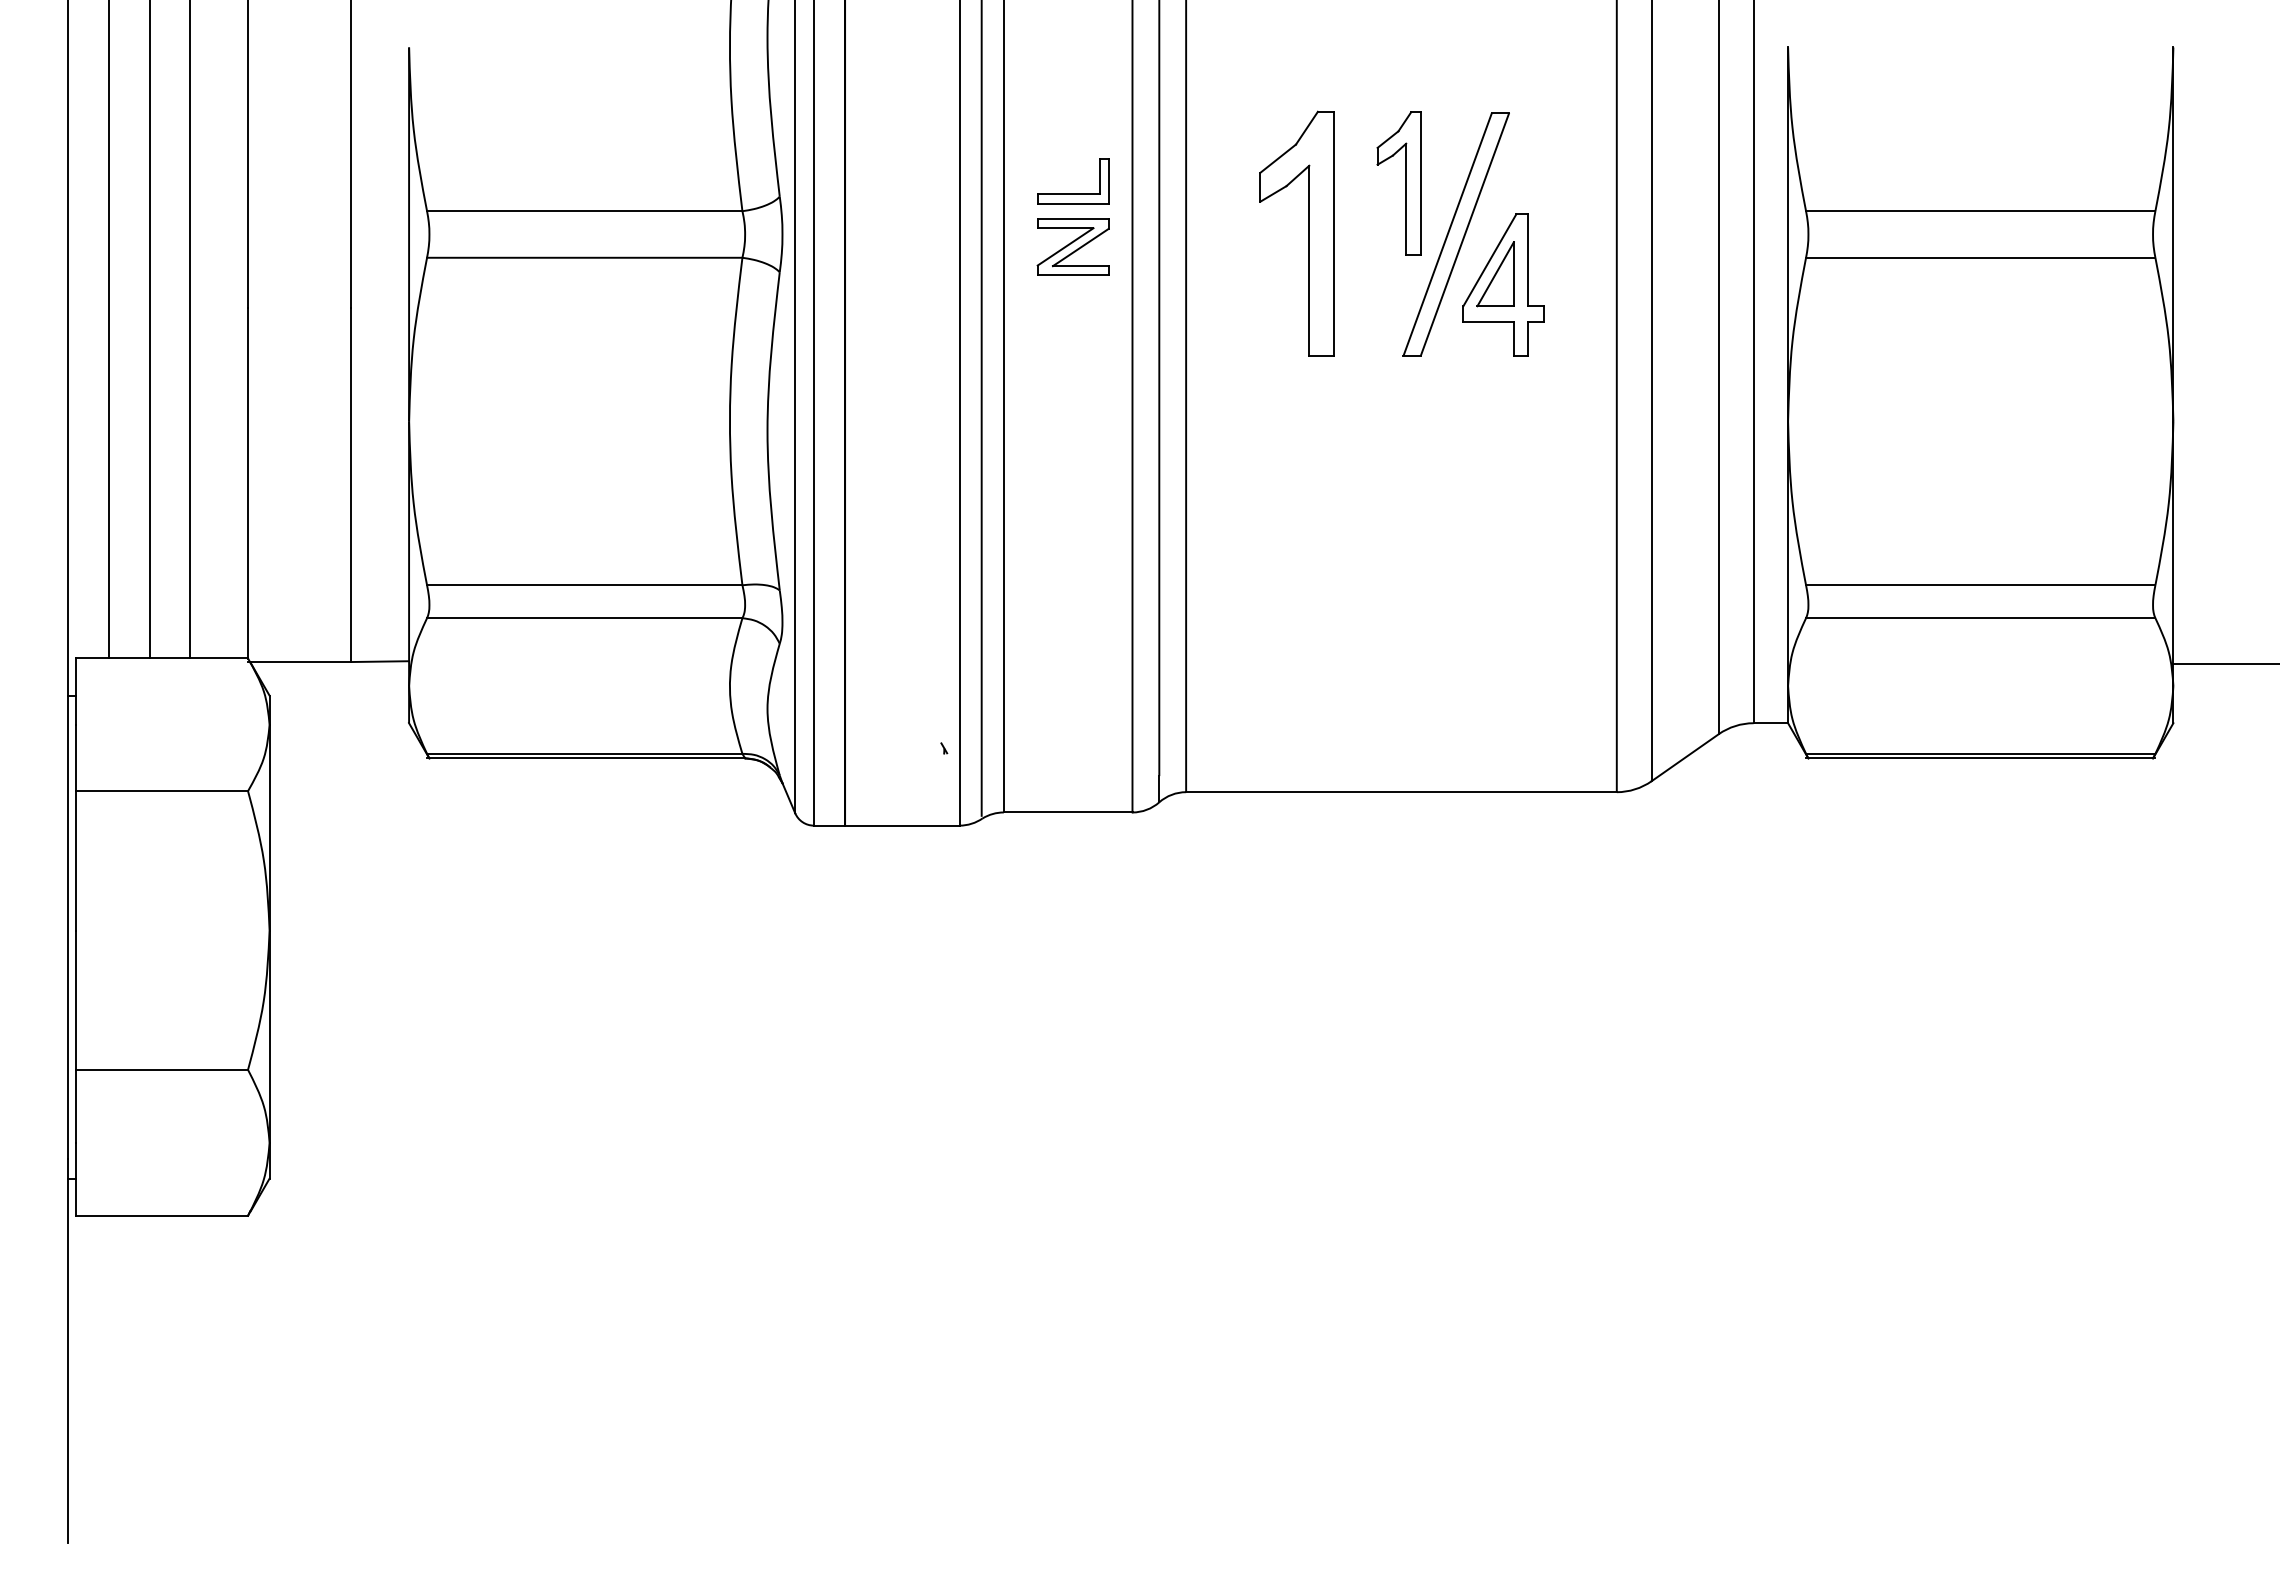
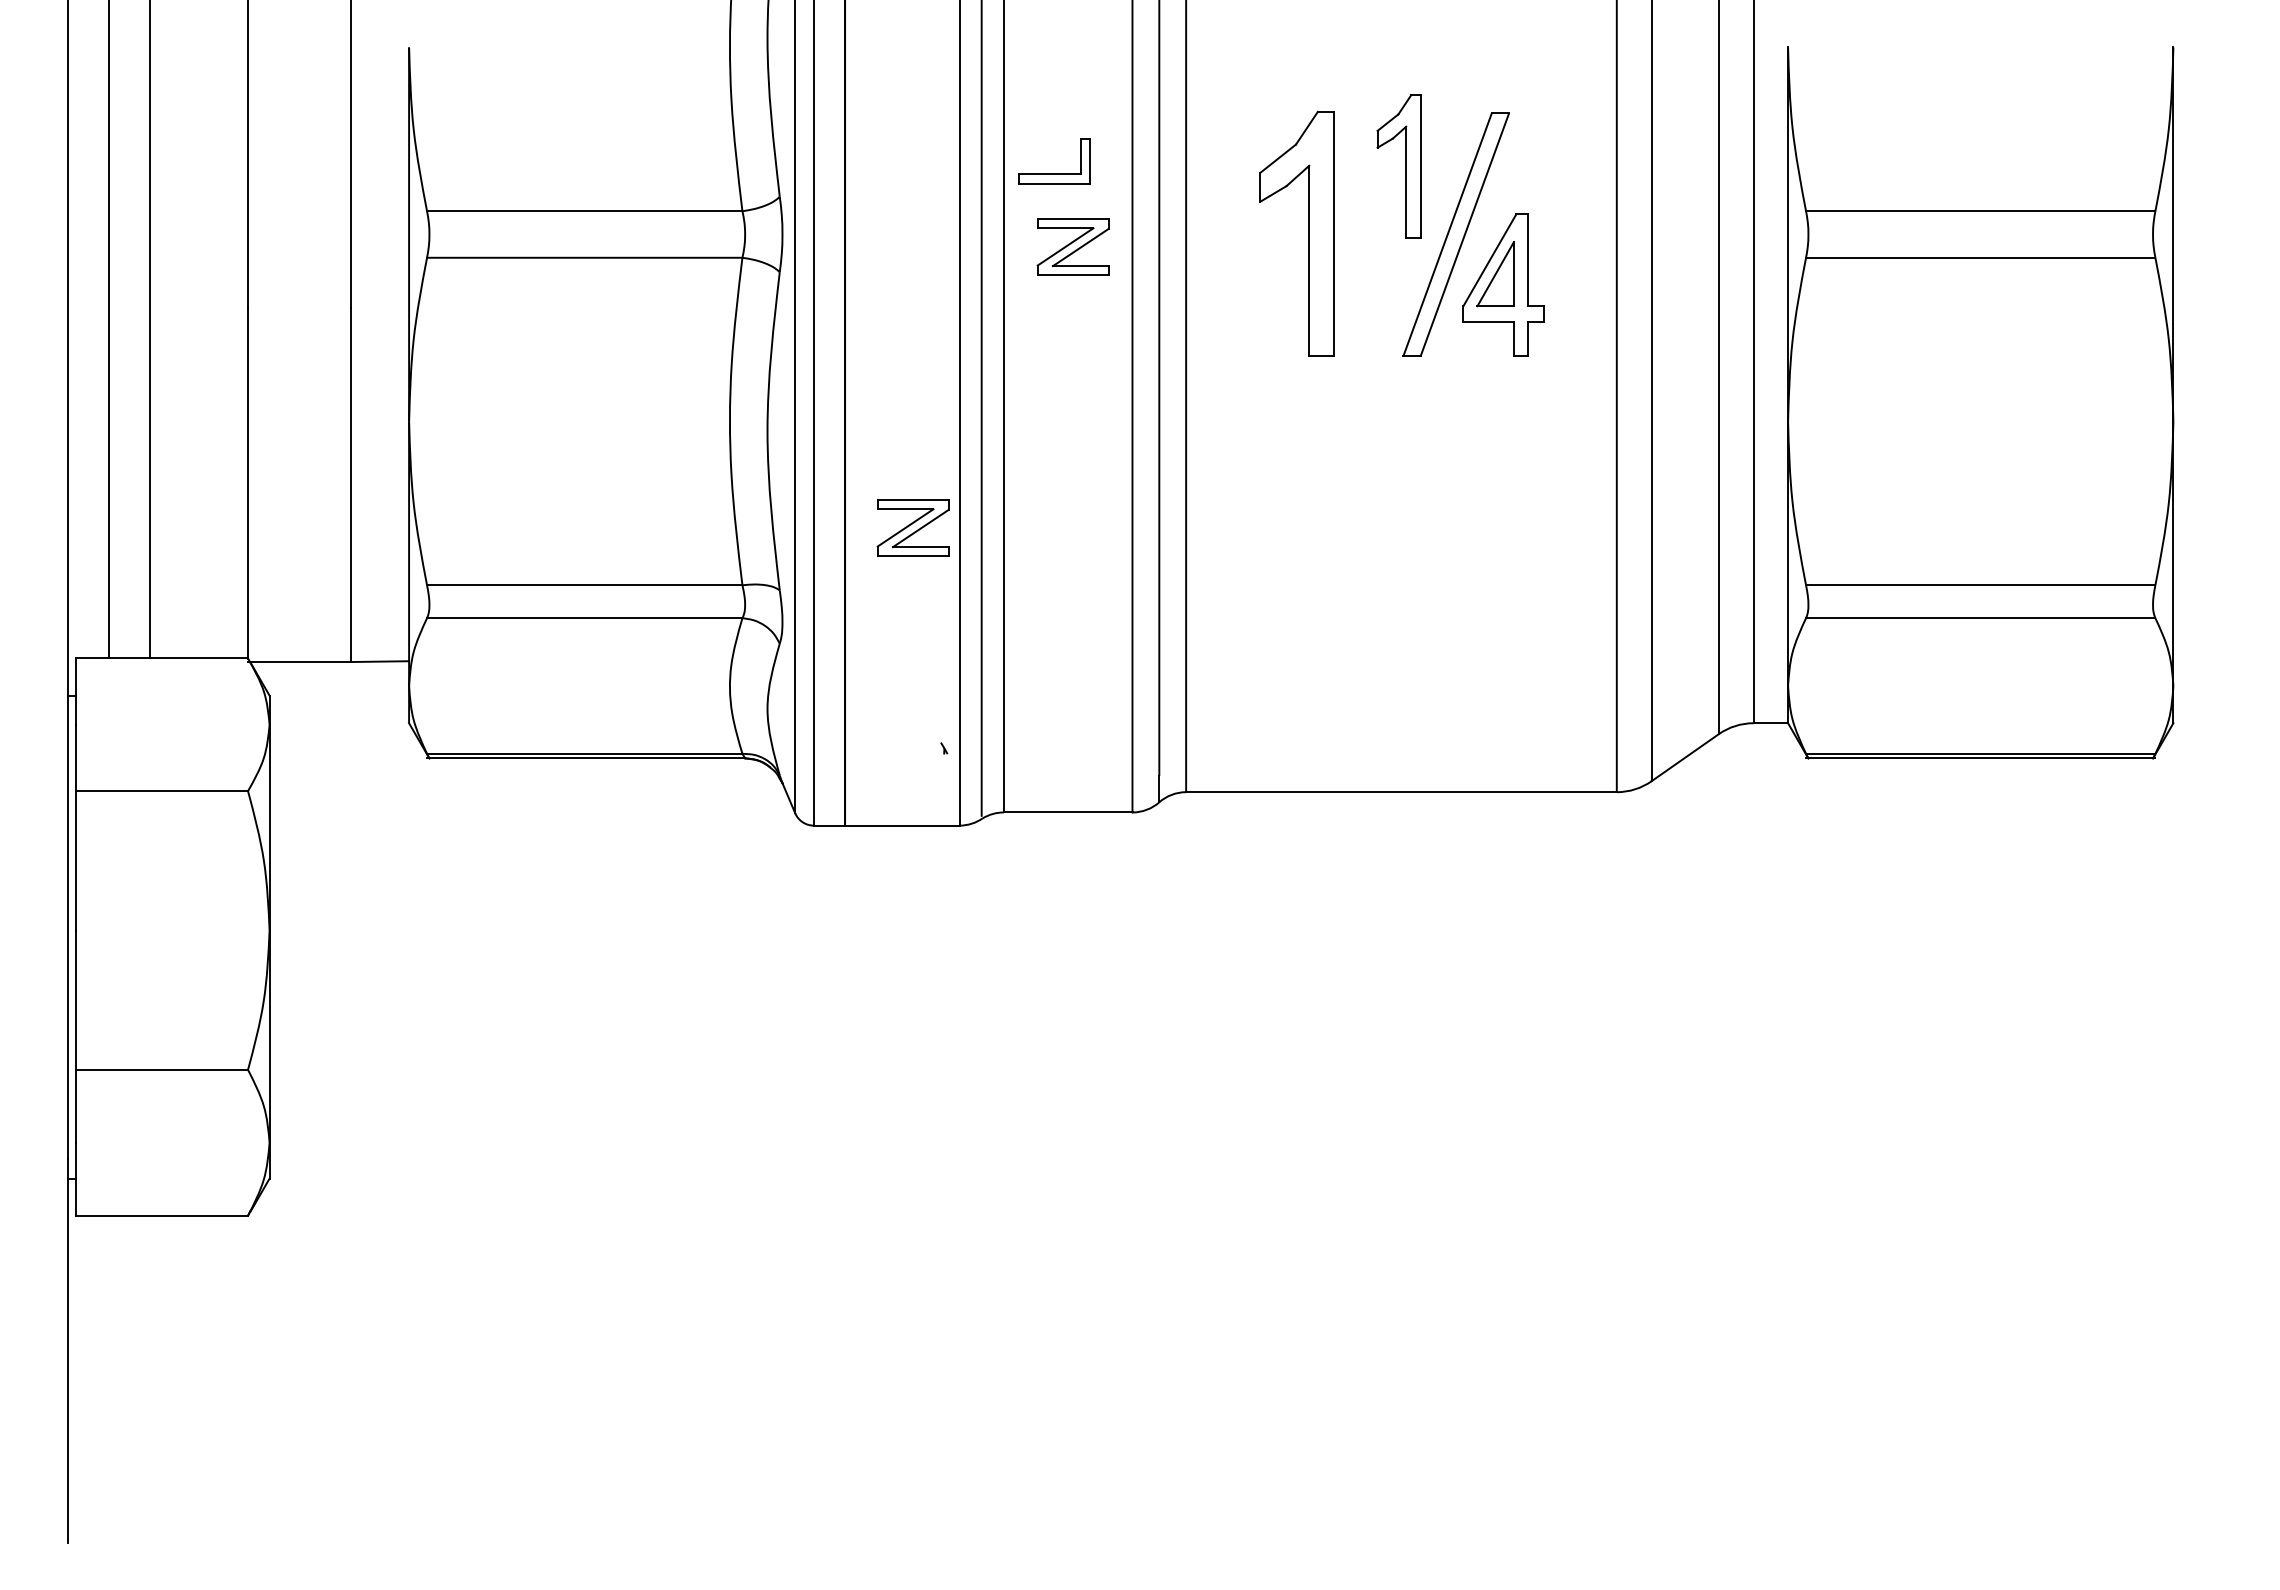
part position: (1405, 183) -> (1405, 166) (1405, 166)
part position: (1073, 193) -> (1054, 173) (1054, 173)
line: present -> none (190, 330)
part: none -> present (912, 527)
line: present -> none (2224, 664)
